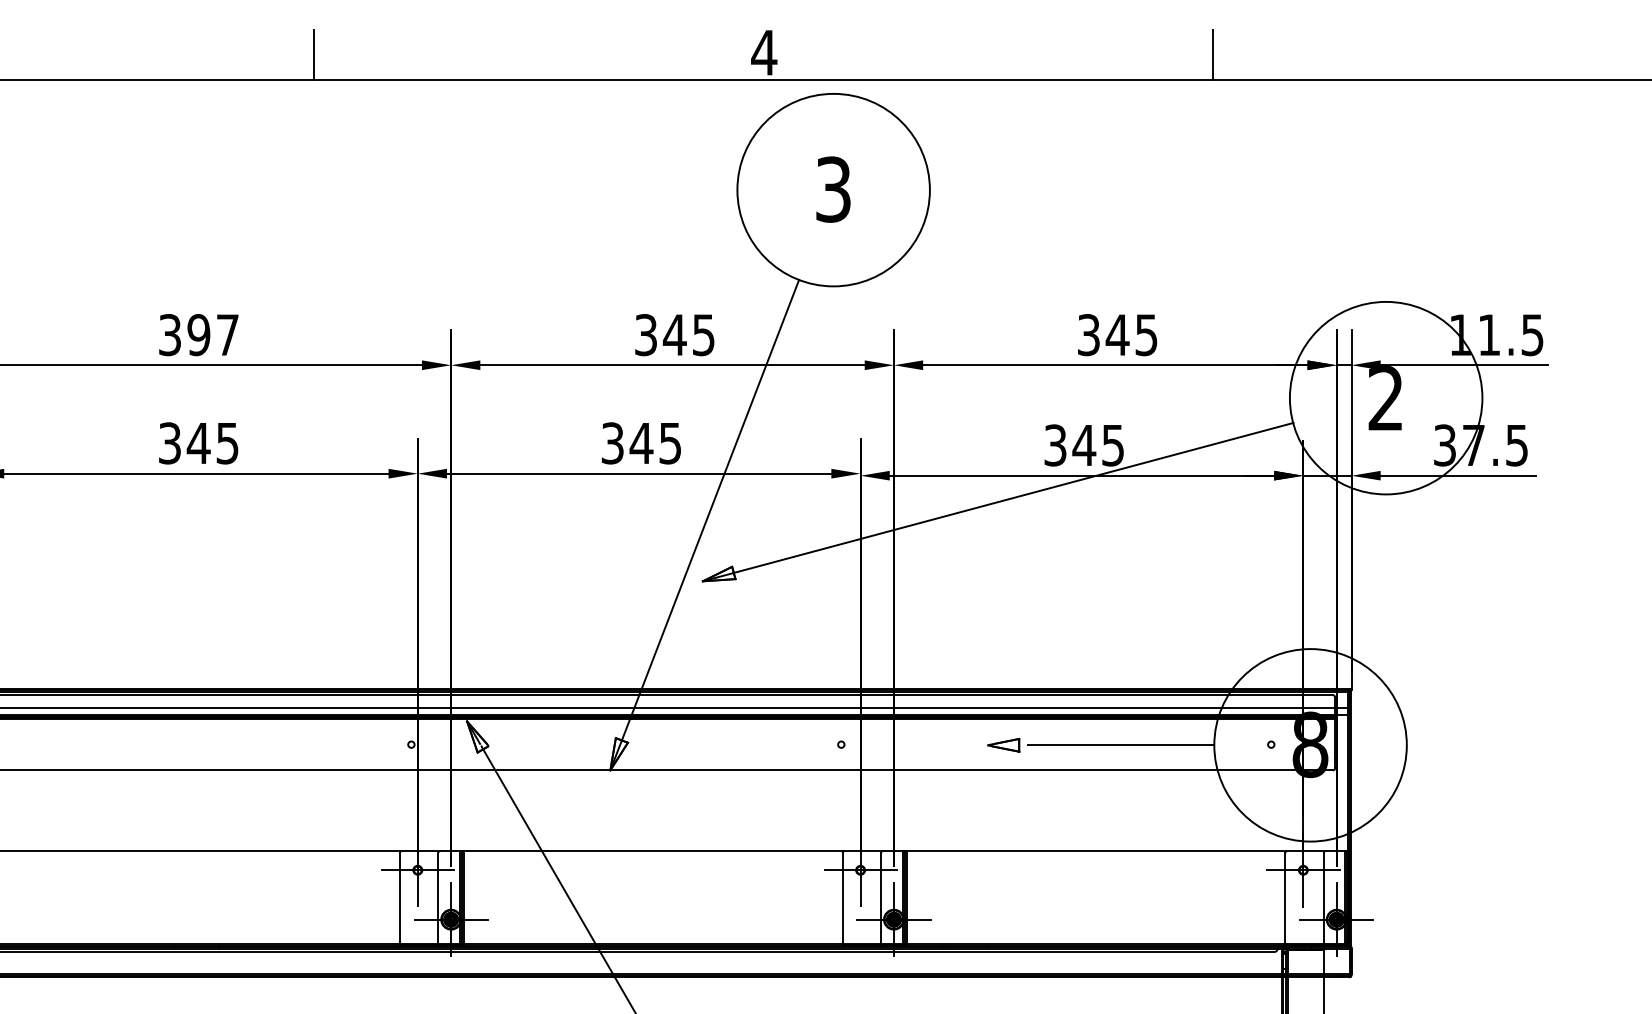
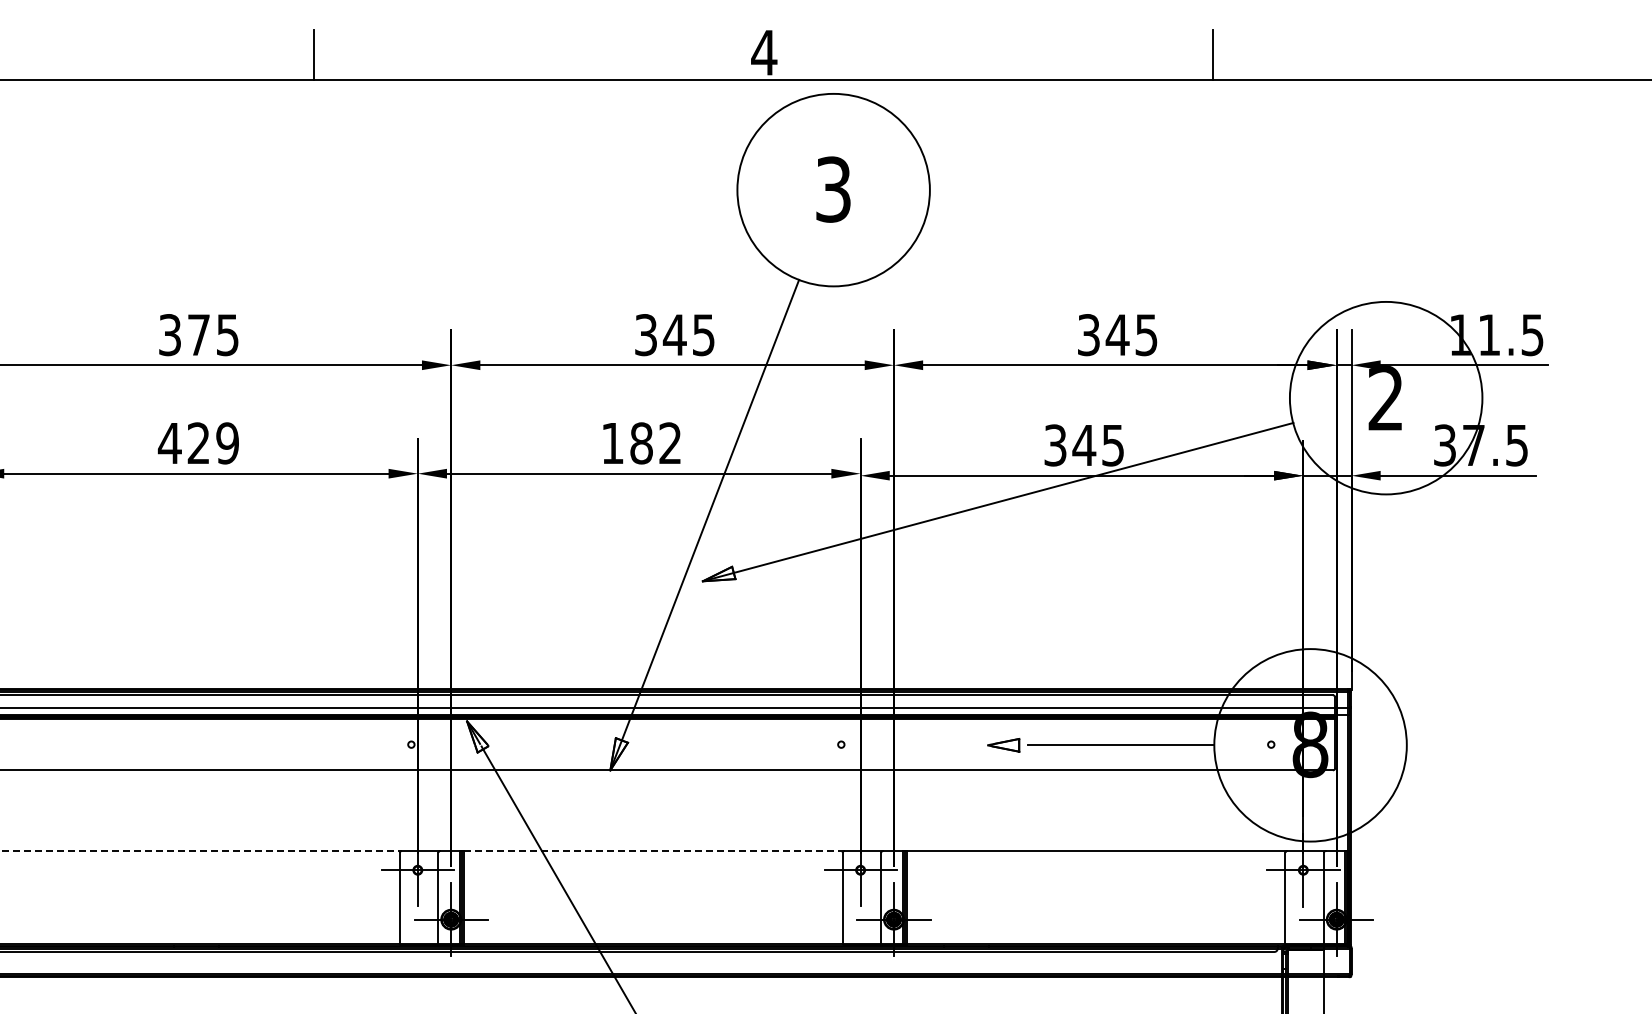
text: 397 -> 375 (212, 335)
text: 345 -> 429 (197, 443)
text: 345 -> 182 (640, 443)
line: solid -> dashed (200, 851)
line: solid -> dashed (654, 851)
